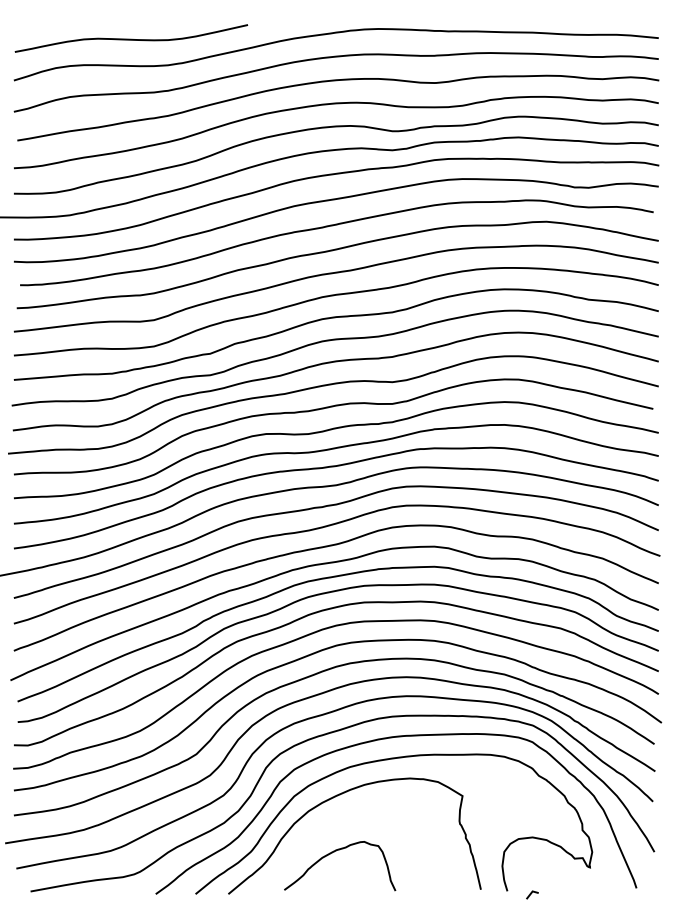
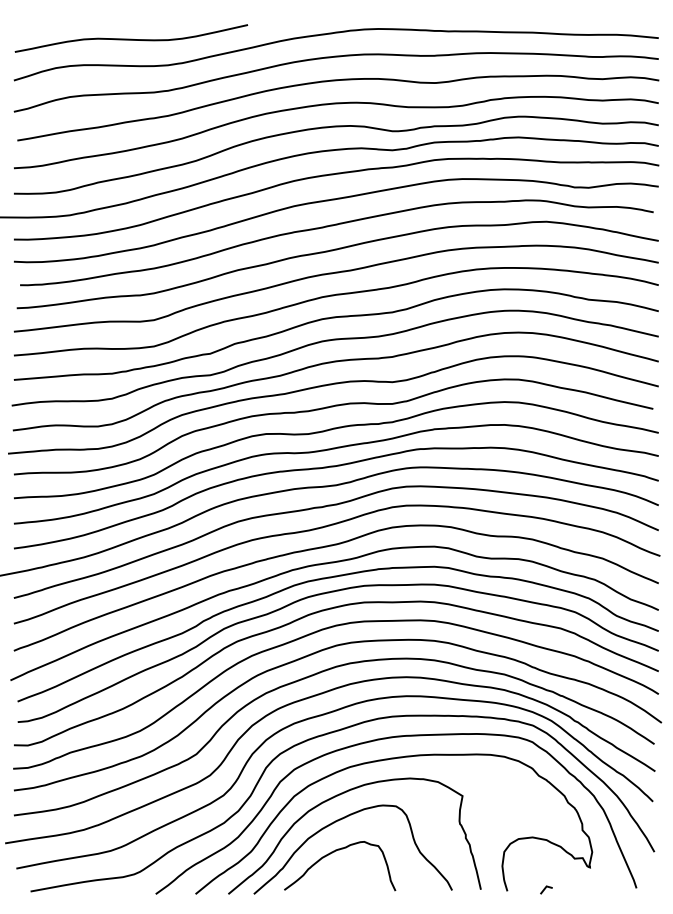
curve: none -> present (338, 821)
line position: (532, 893) -> (546, 888) (546, 888)
